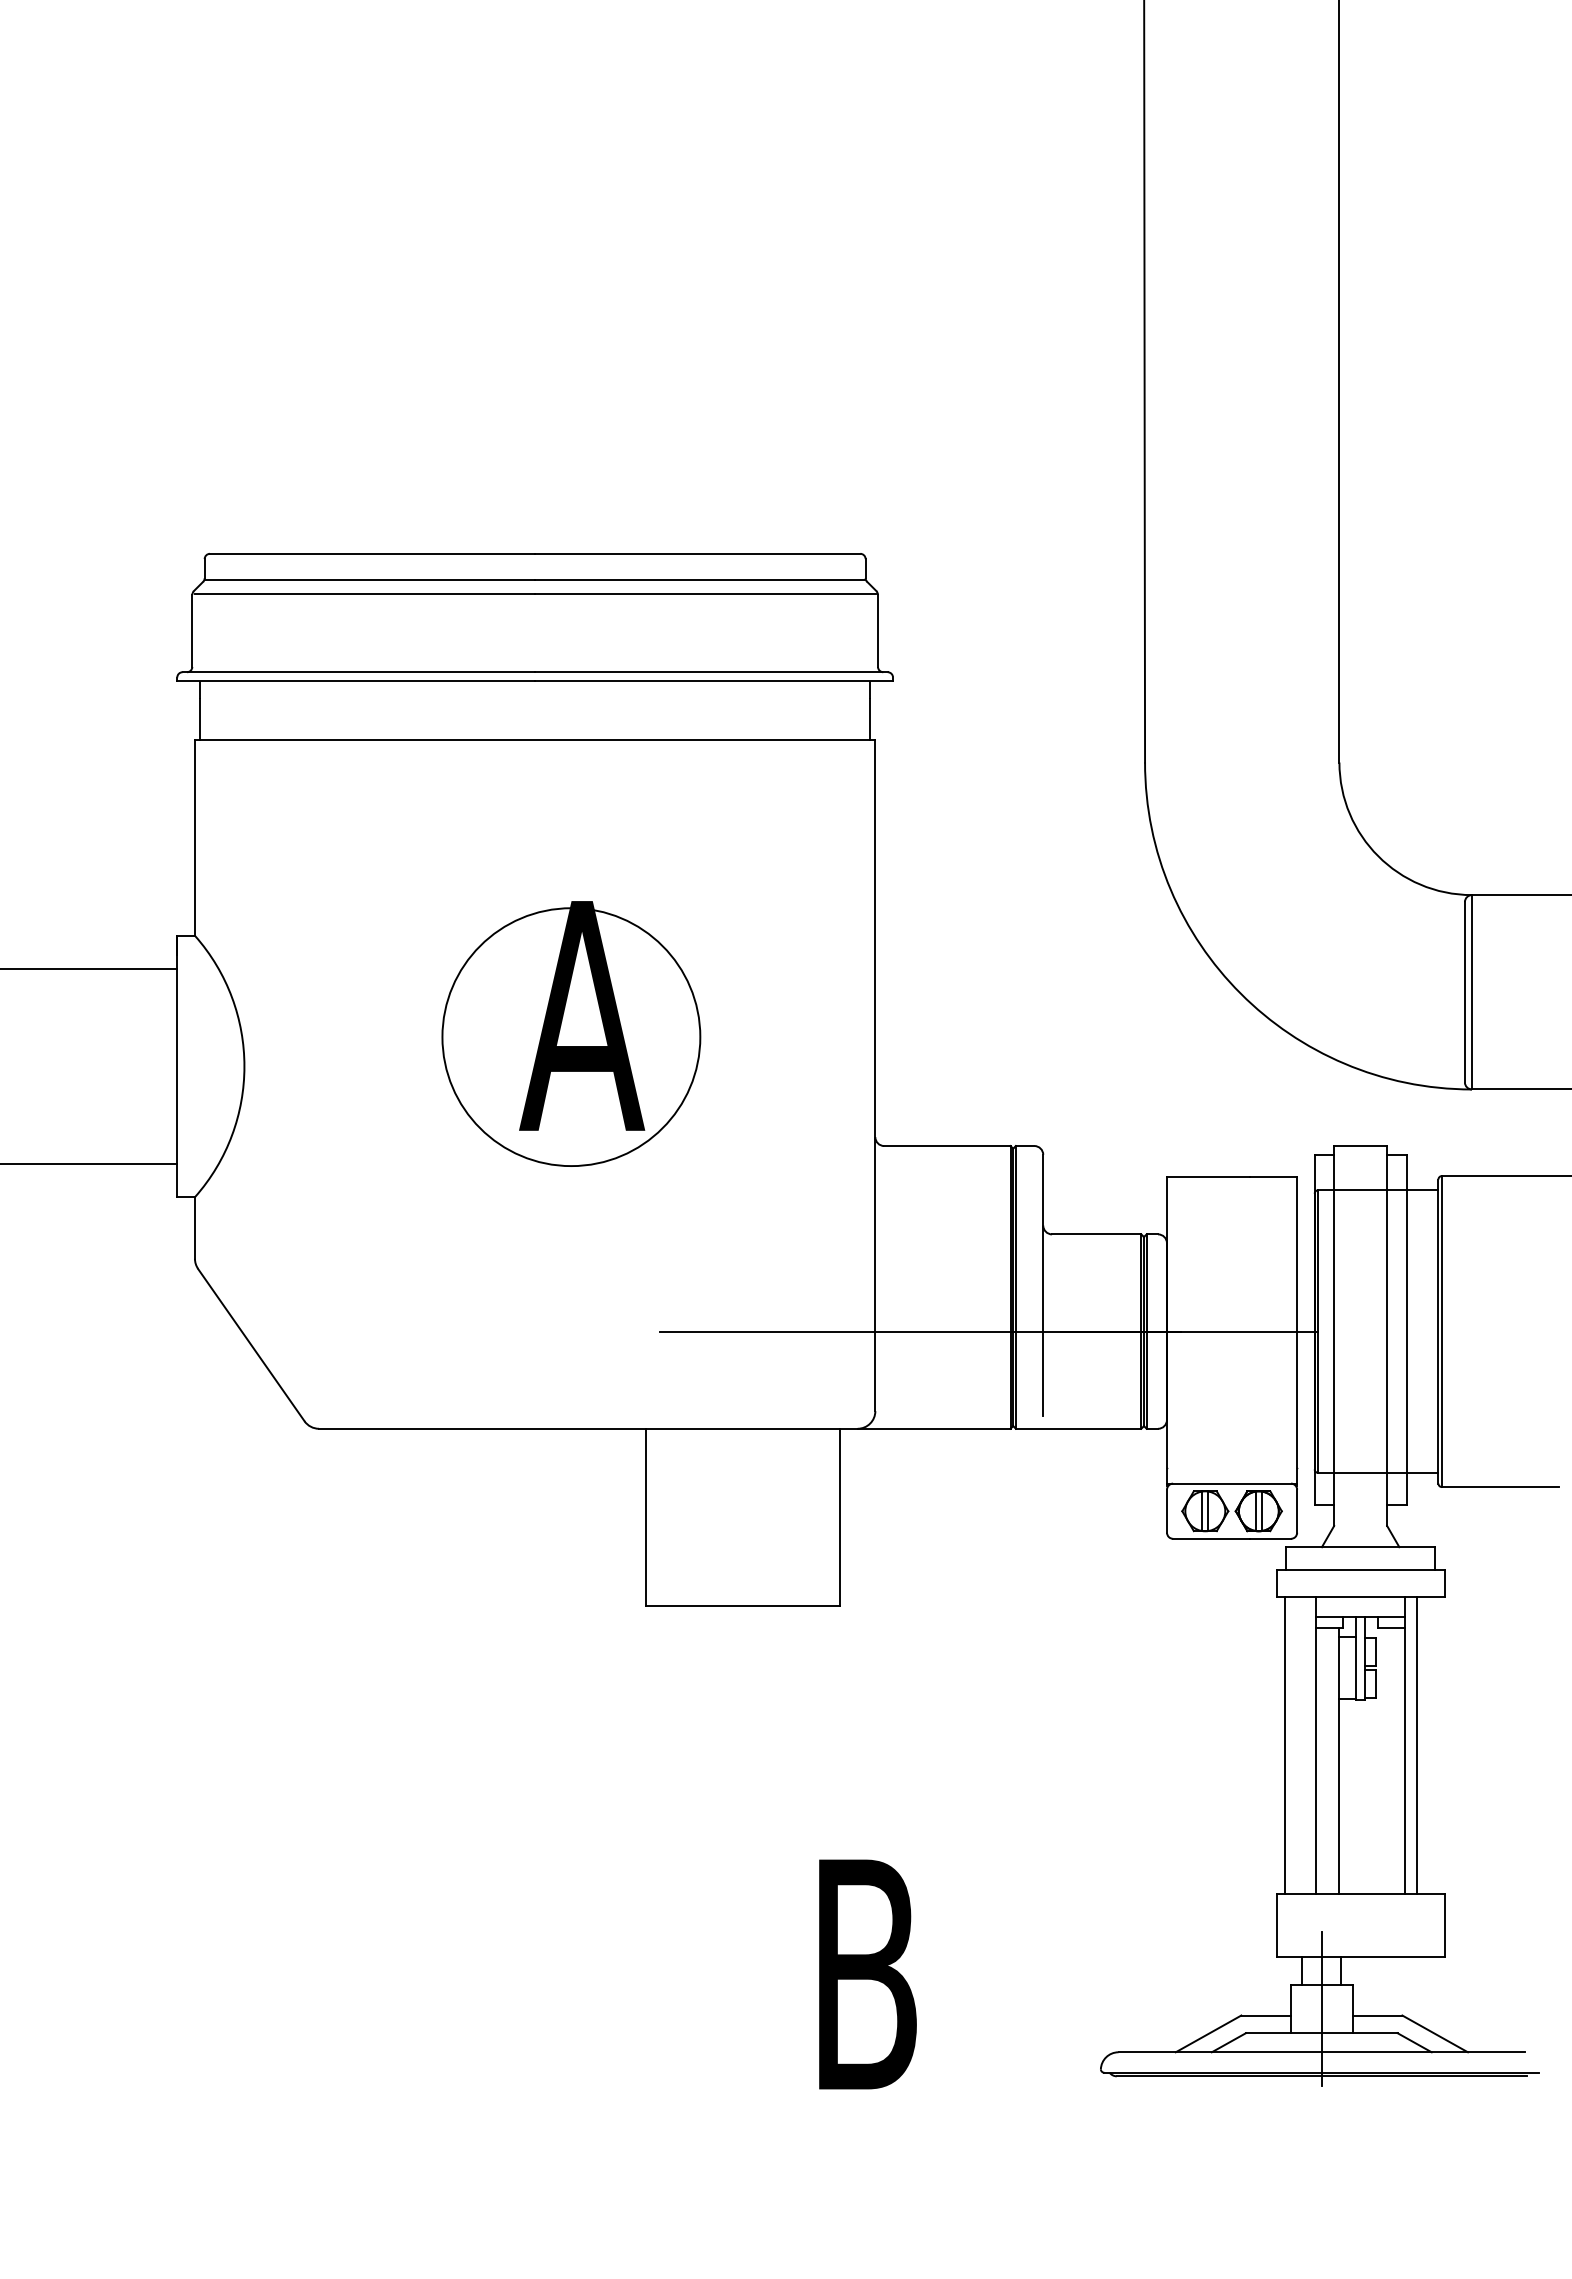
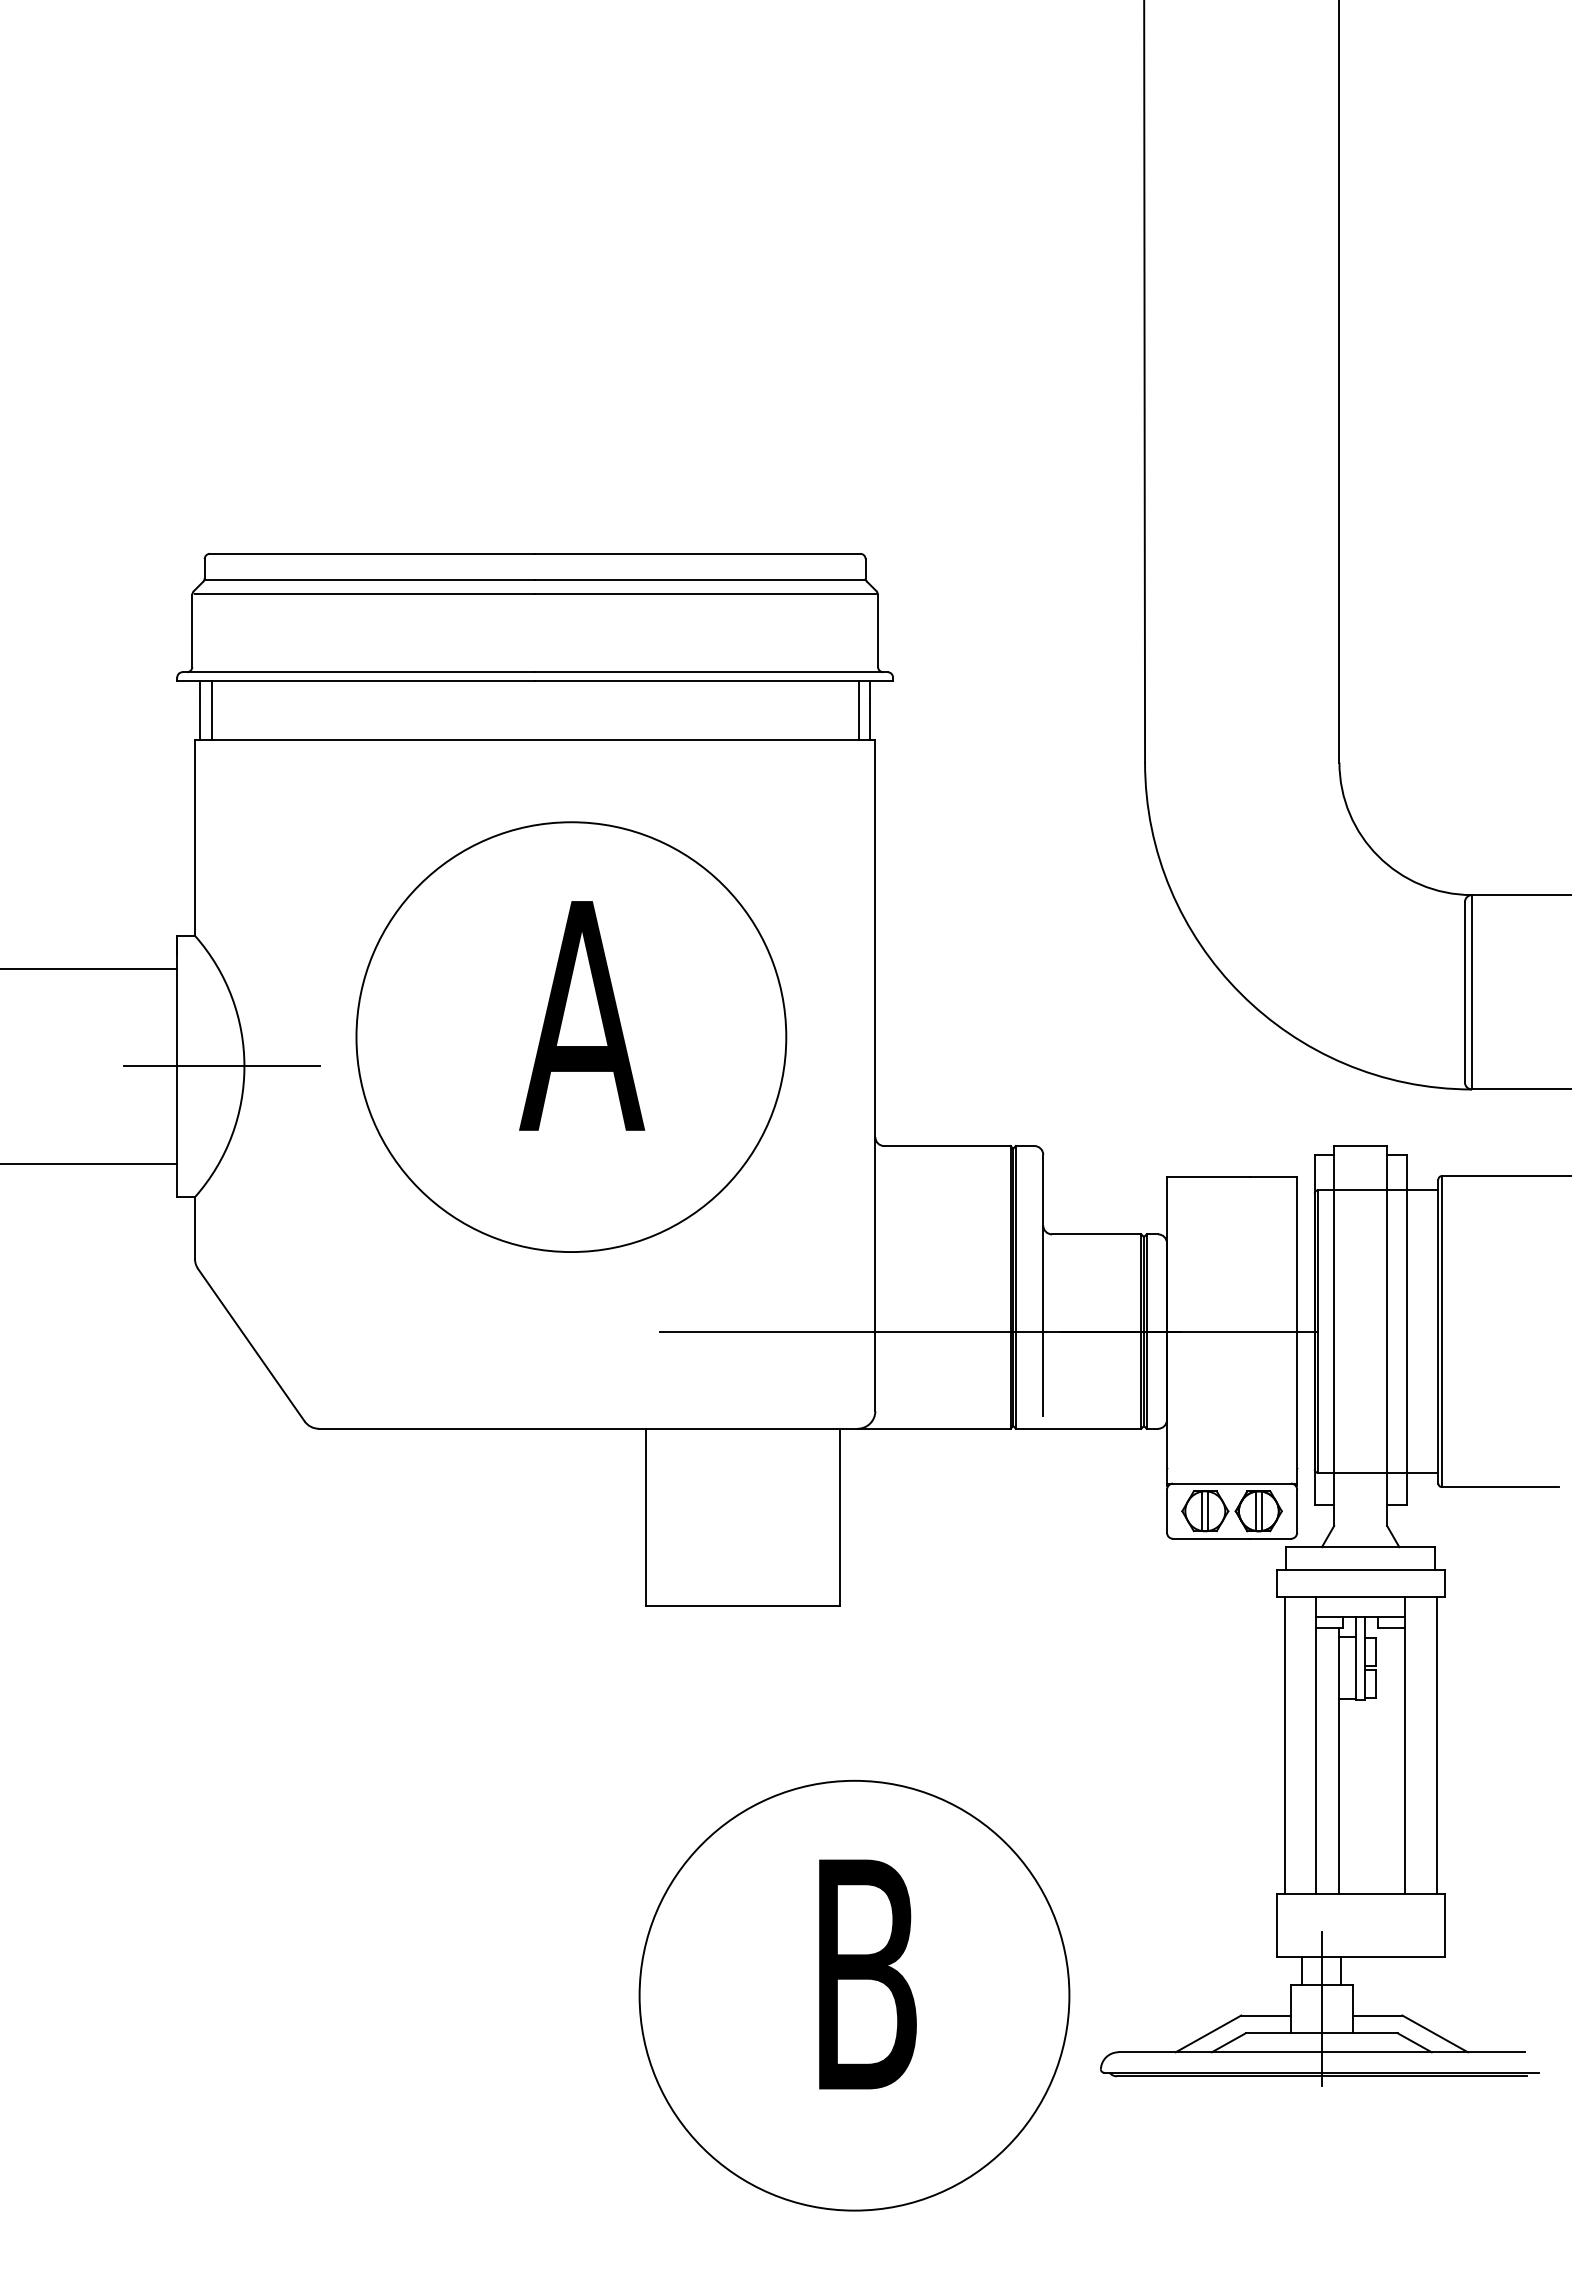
line: none -> present (211, 710)
line: none -> present (858, 710)
circle diameter: 258 px -> 430 px (571, 1037)
line: none -> present (221, 1066)
line position: (1416, 1744) -> (1436, 1744) (1436, 1744)
circle: none -> present (854, 1995)
